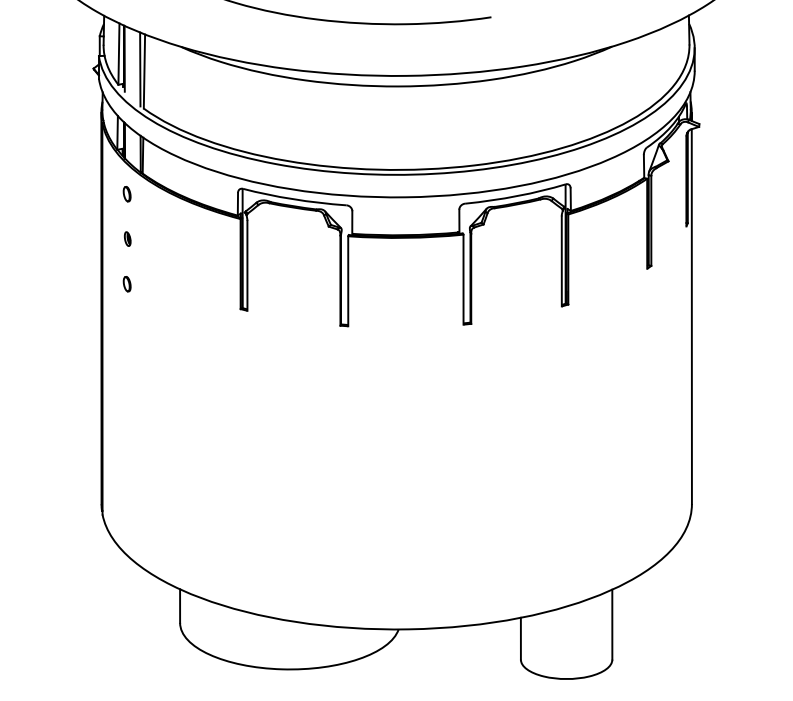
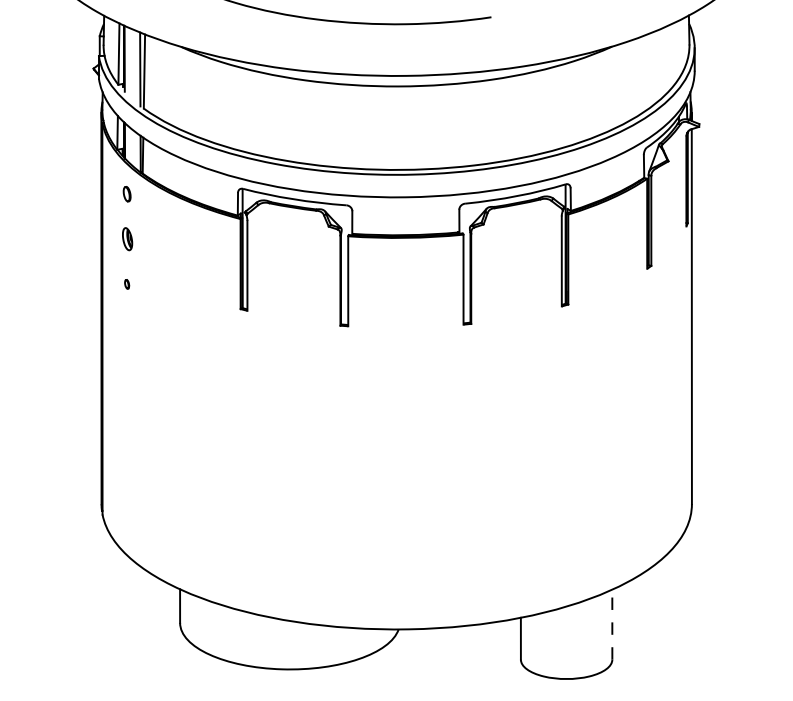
part size: 8x16 px -> 12x25 px (127, 239)
part size: 10x17 px -> 7x11 px (127, 284)
line: solid -> dashed (612, 624)
